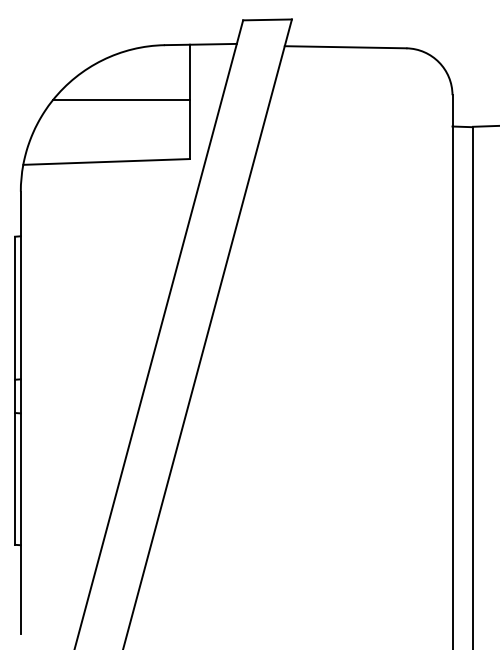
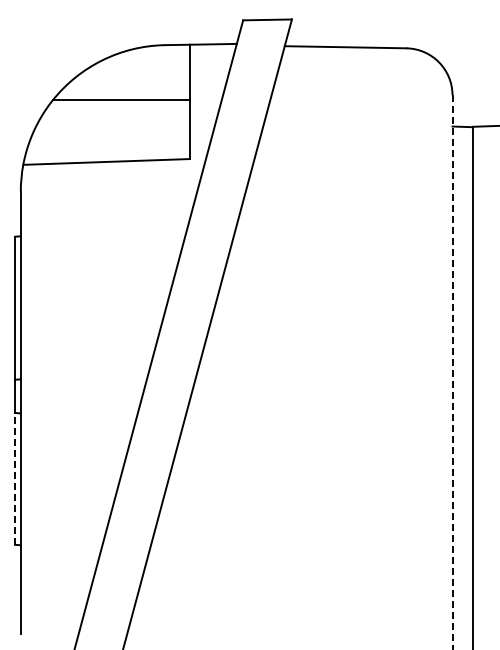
line: solid -> dashed (452, 372)
line: solid -> dashed (14, 478)
